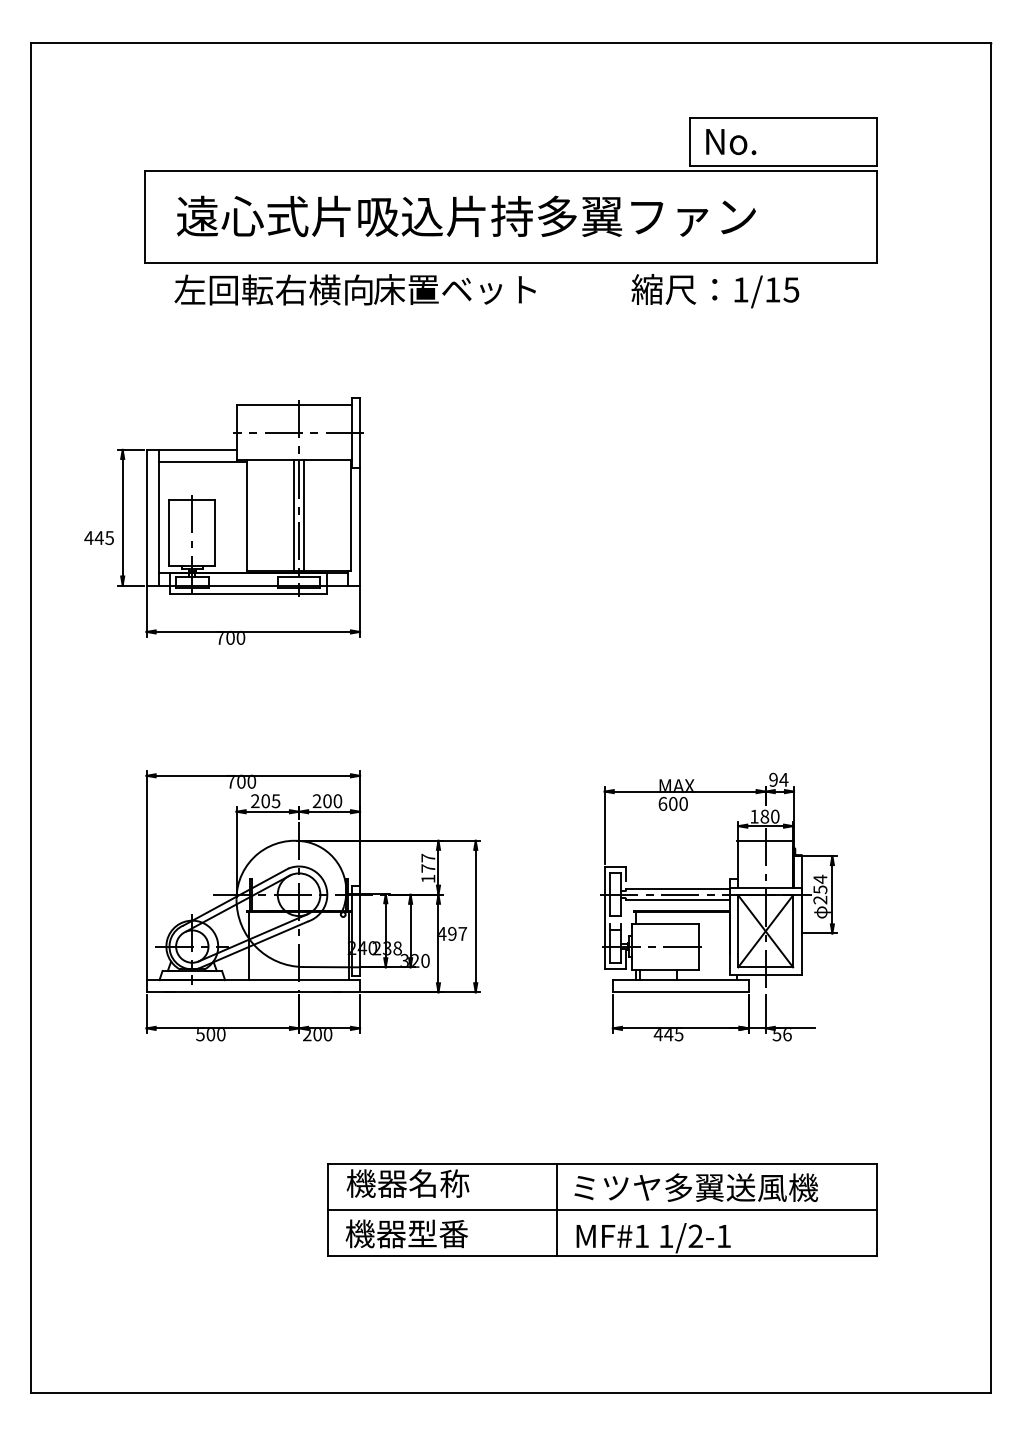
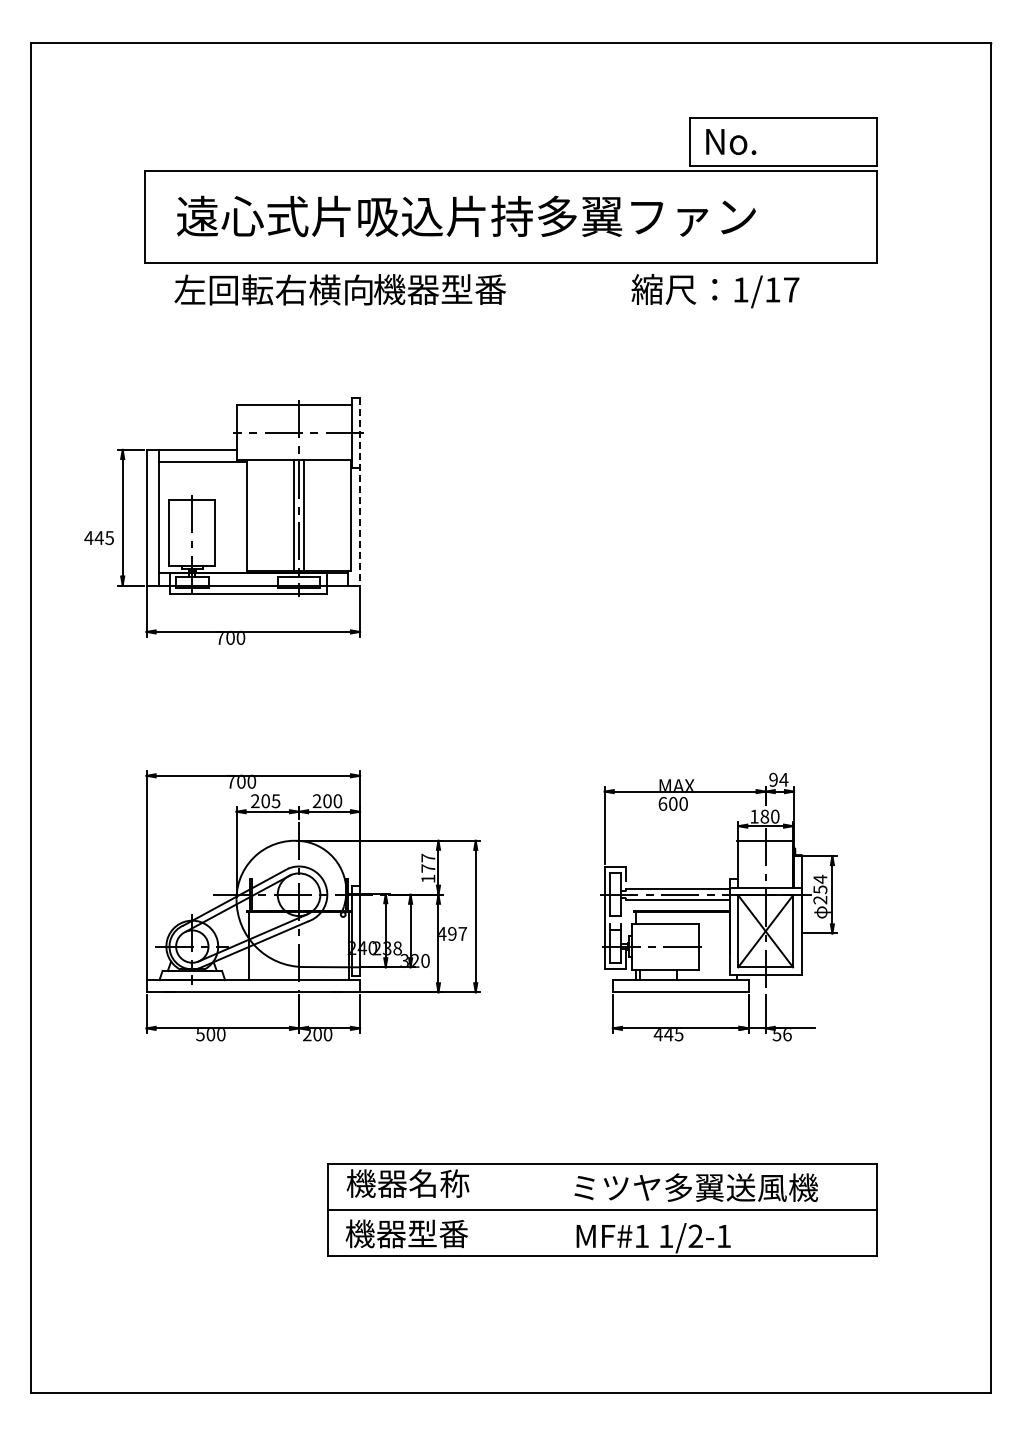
text: 床置ベット -> 機器型番 (454, 289)
text: 1/15 -> 1/17 (791, 289)
line: solid -> dashed (360, 491)
line: present -> none (556, 1209)
